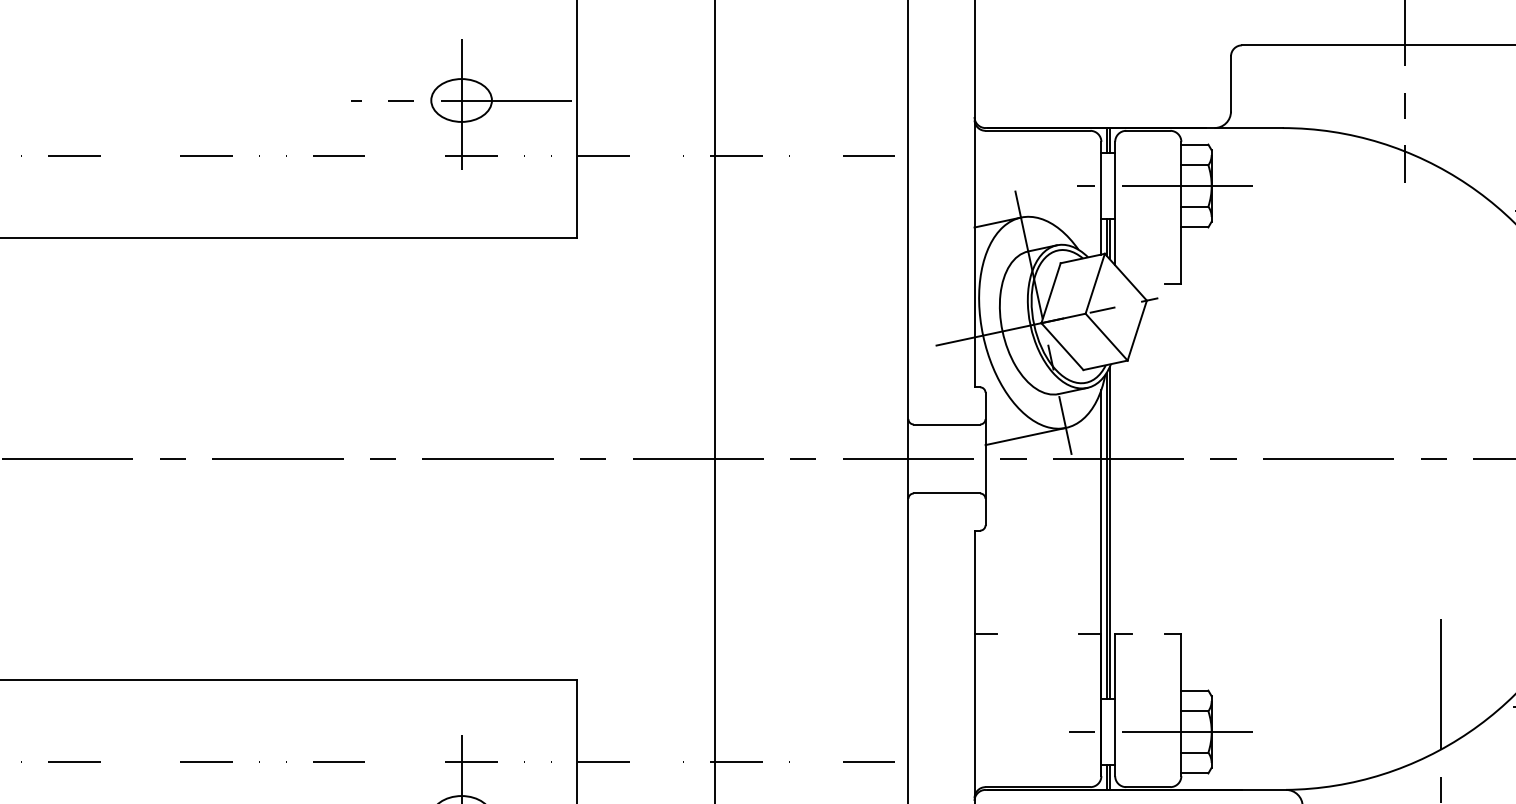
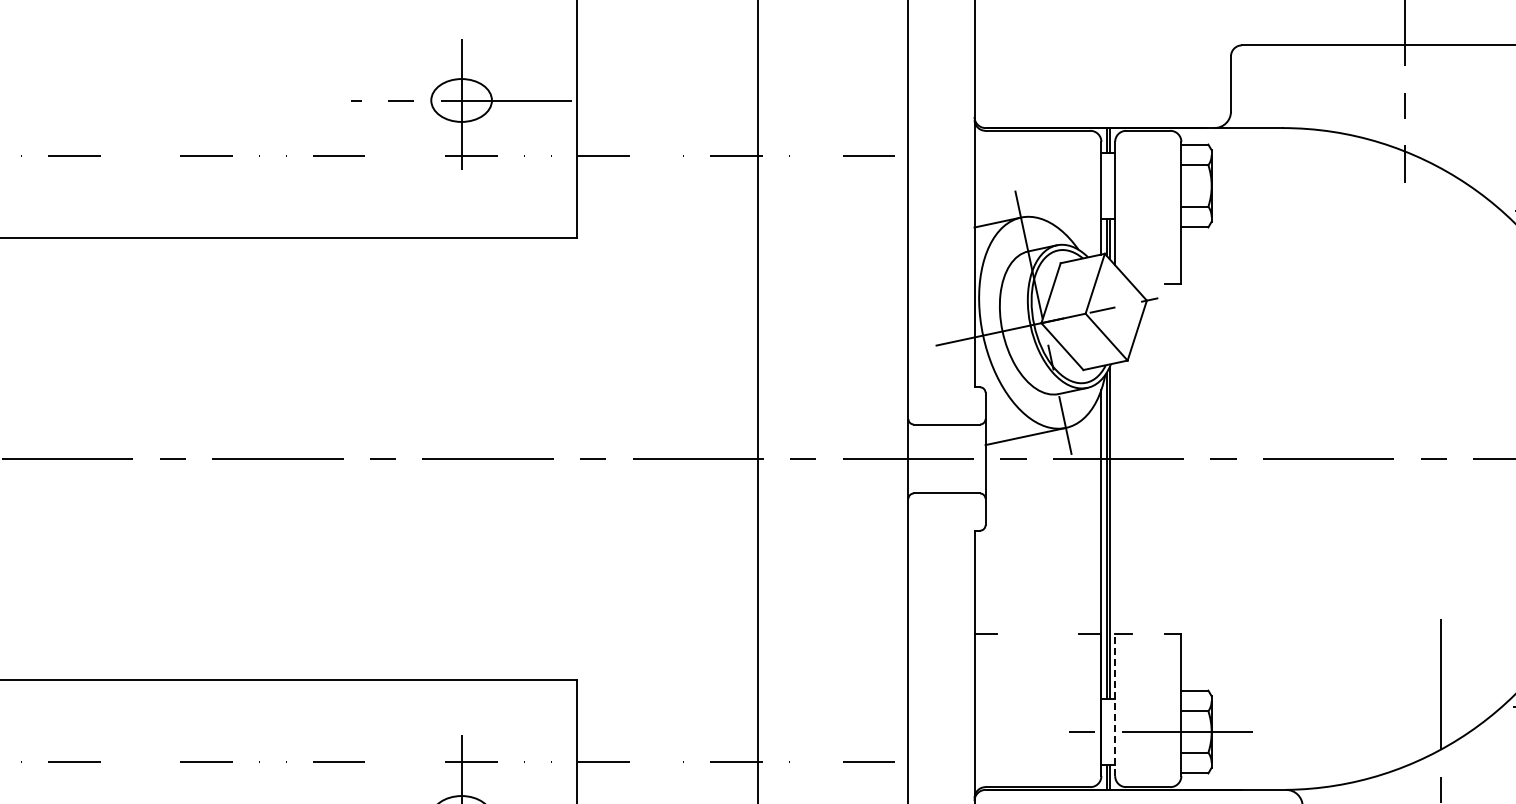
line: present -> none (1164, 185)
line position: (715, 401) -> (758, 401) (758, 401)
line: solid -> dashed (1115, 705)
